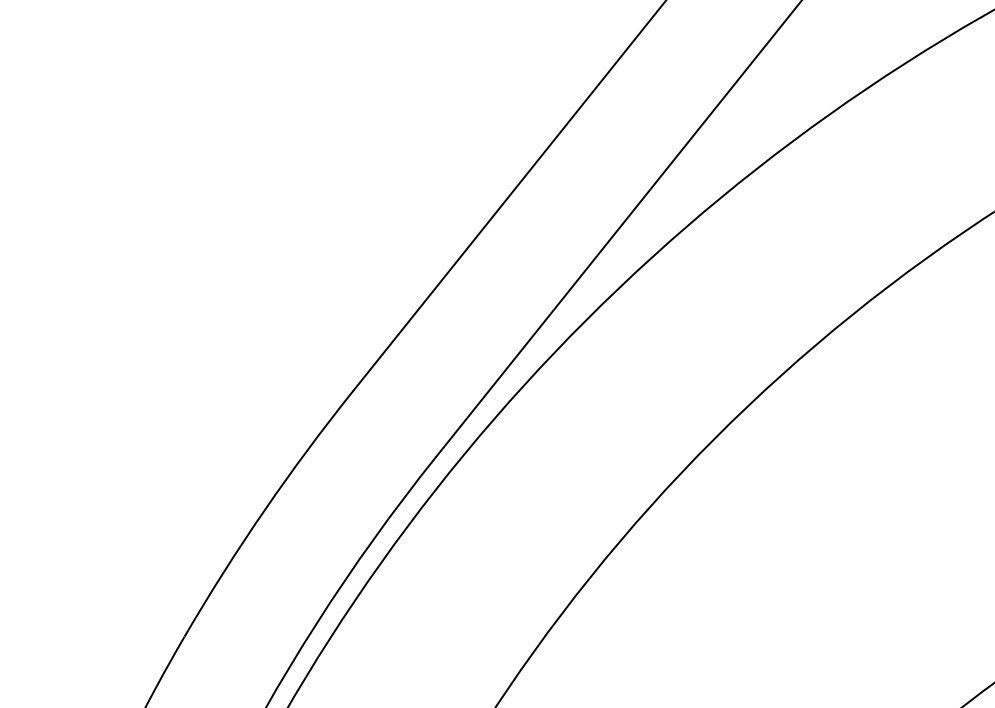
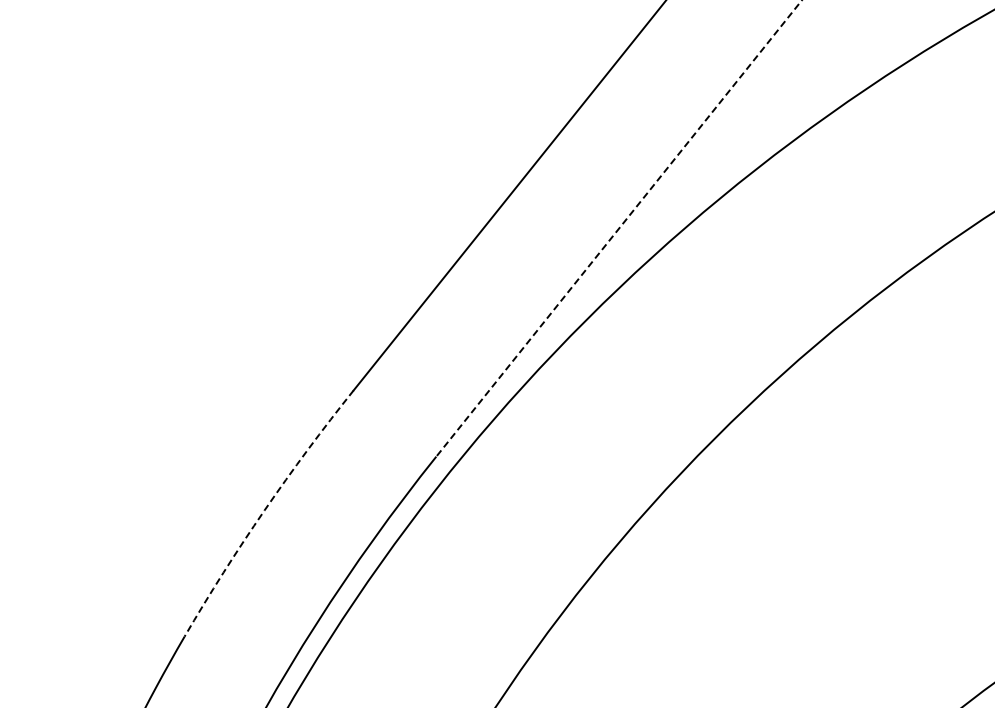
line: solid -> dashed (618, 228)
arc: solid -> dashed (264, 510)
